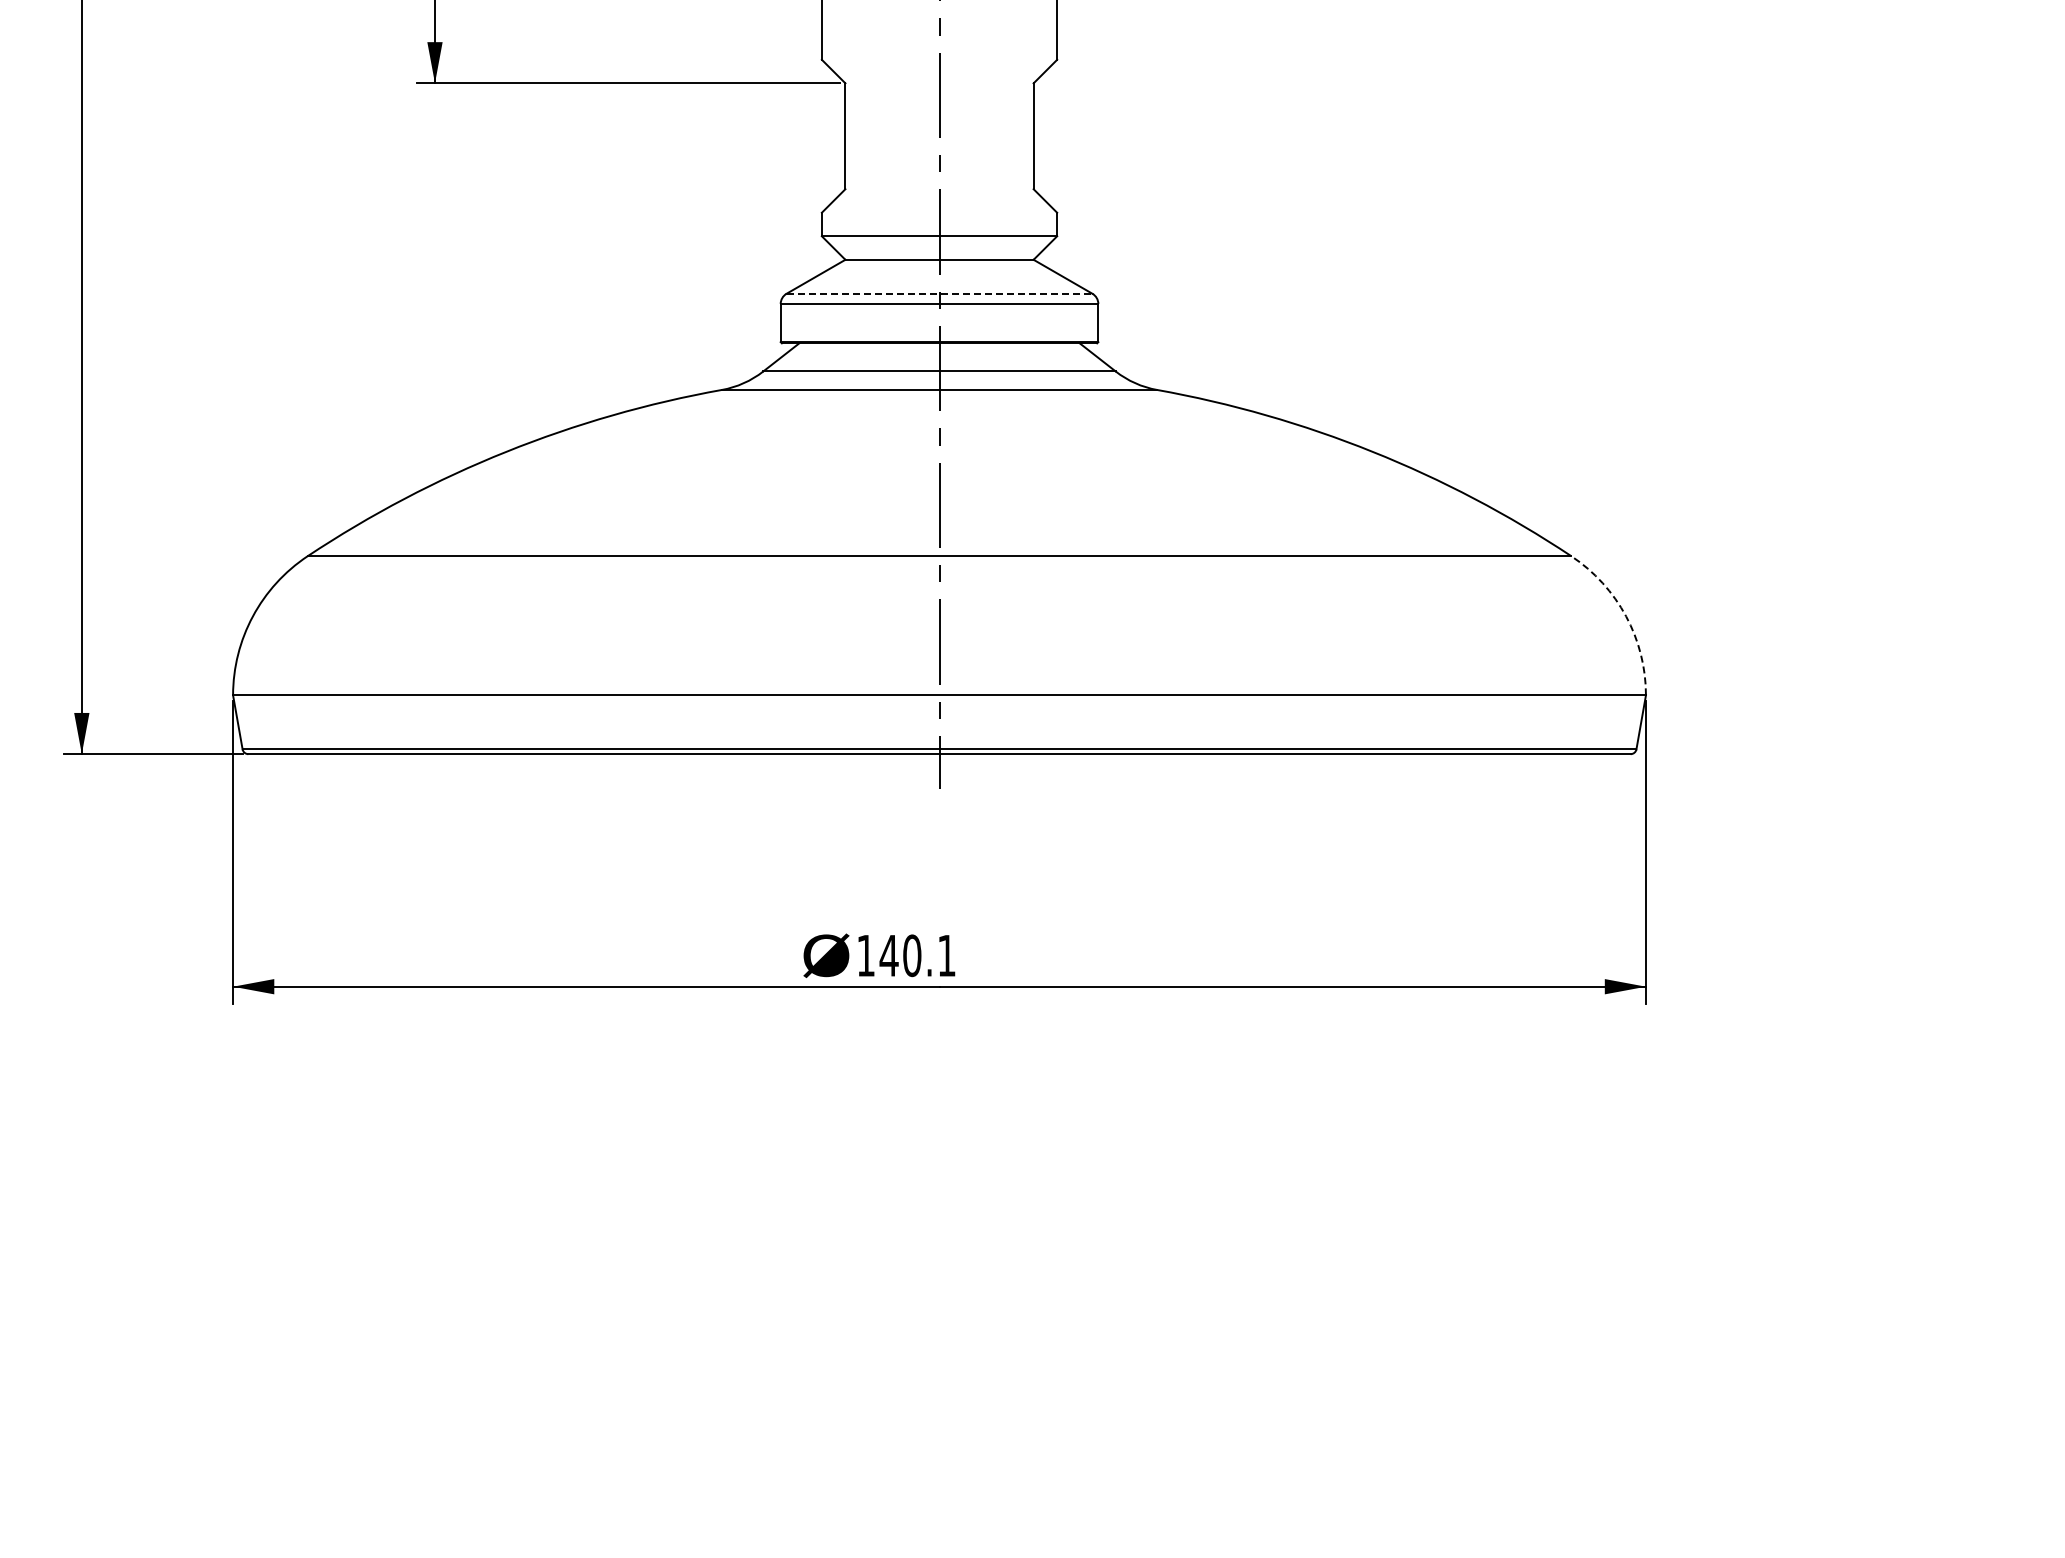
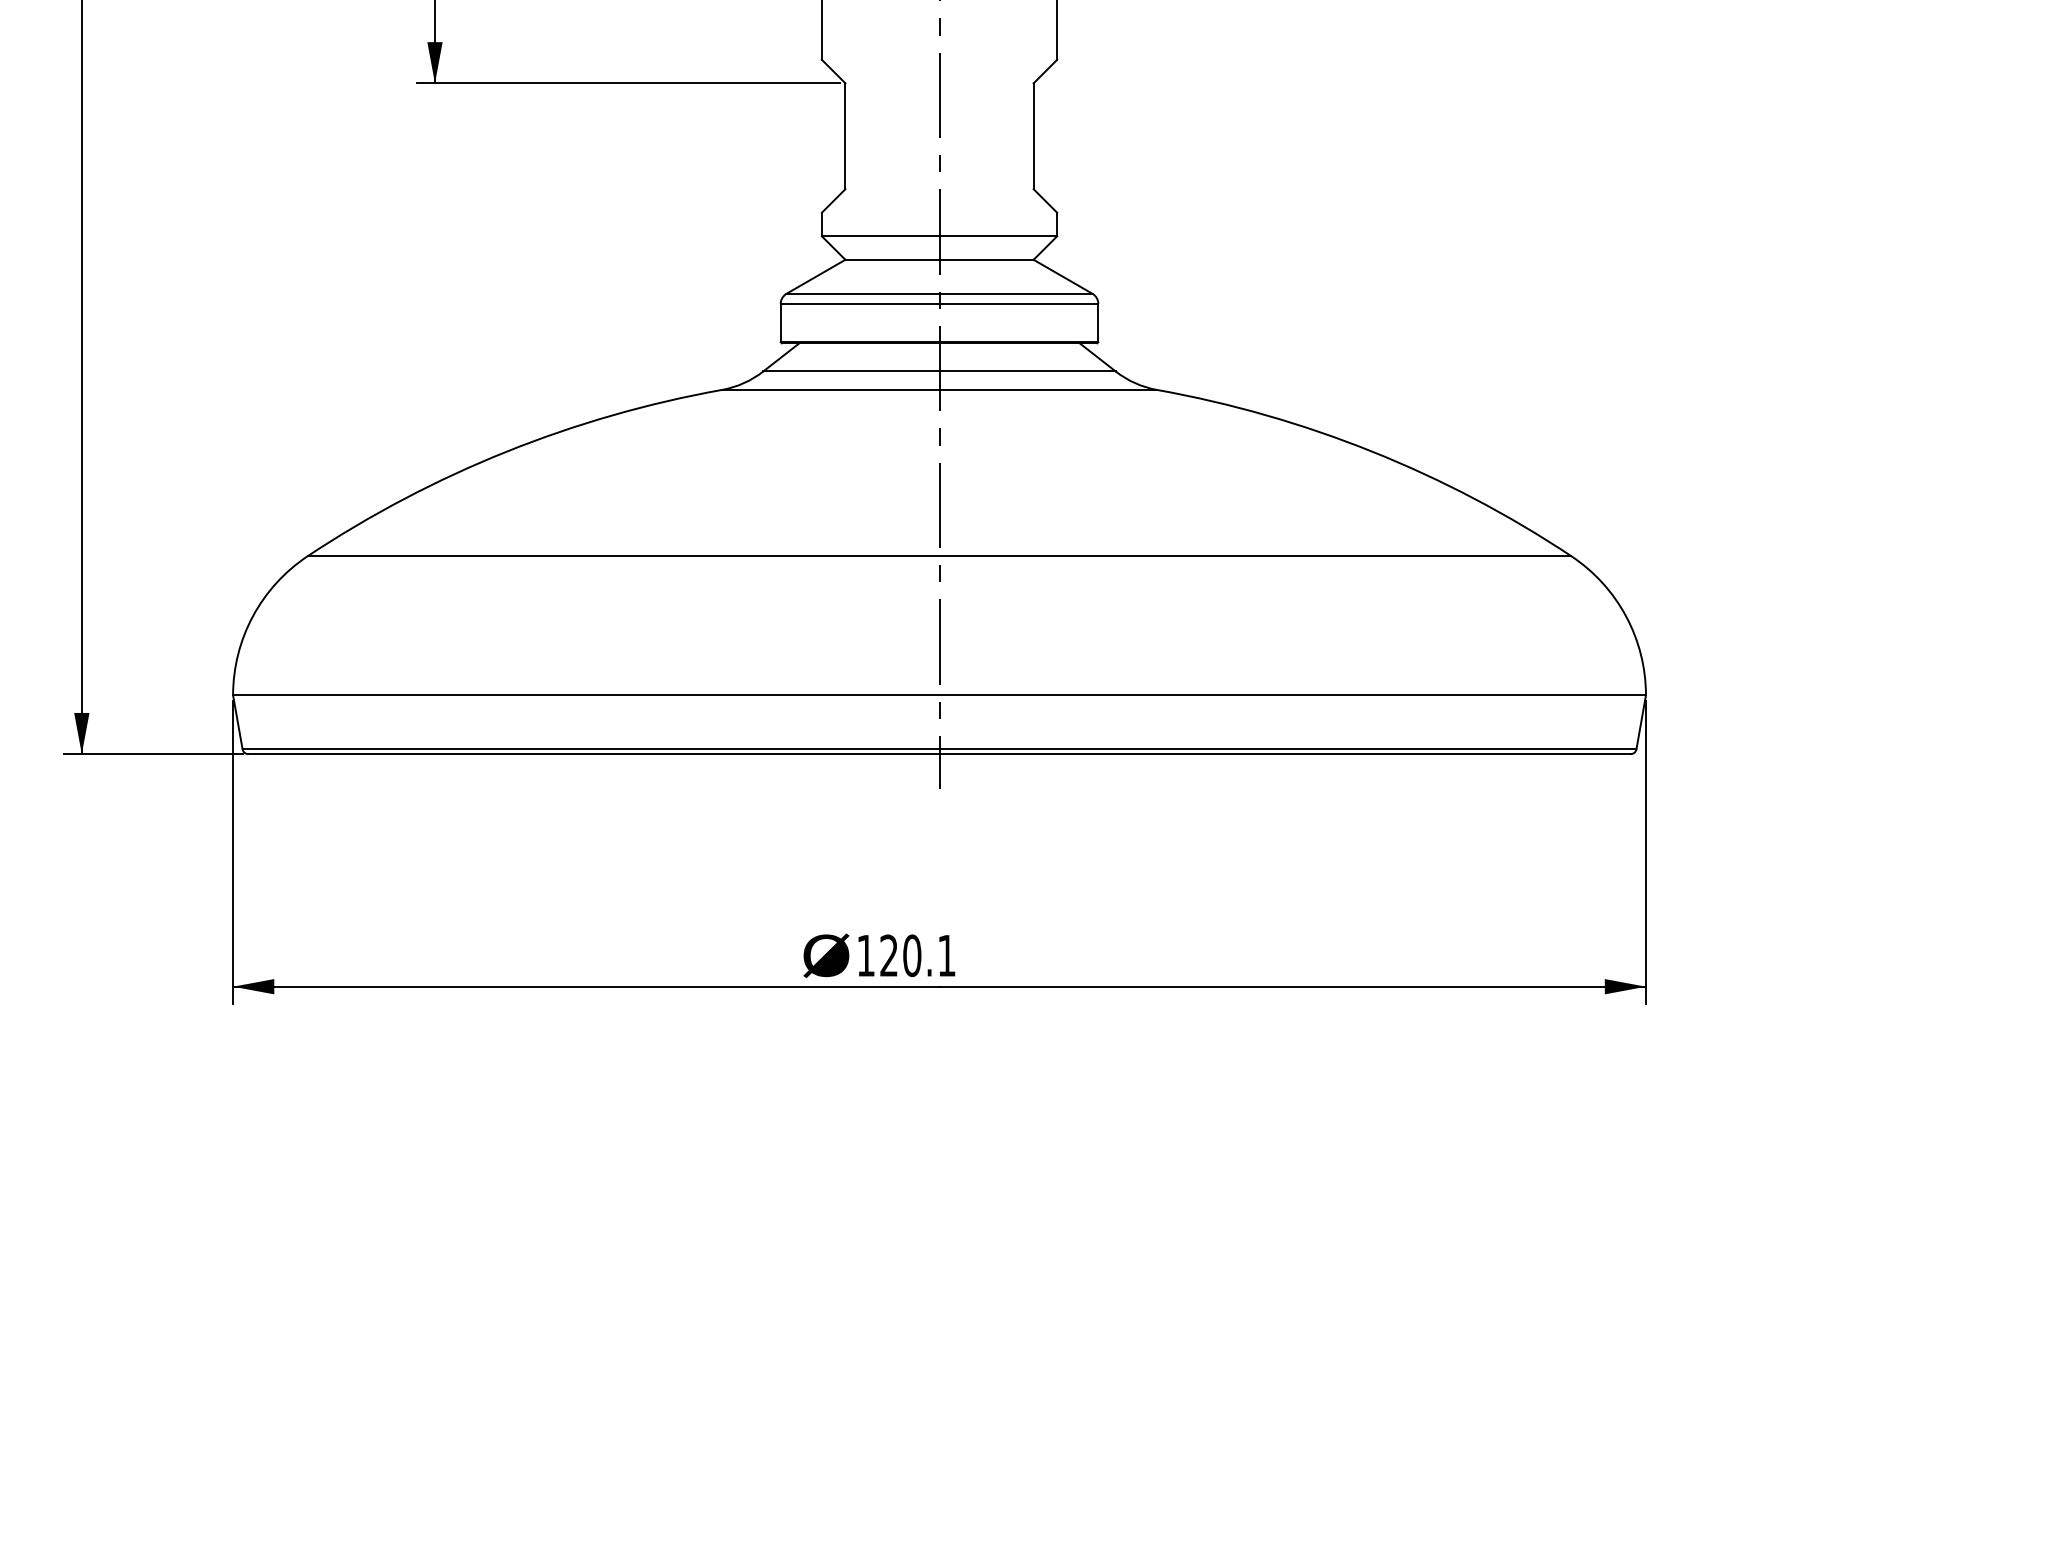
line: dashed -> solid (939, 293)
arc: dashed -> solid (1626, 616)
text: 140.1 -> 120.1 (888, 955)
